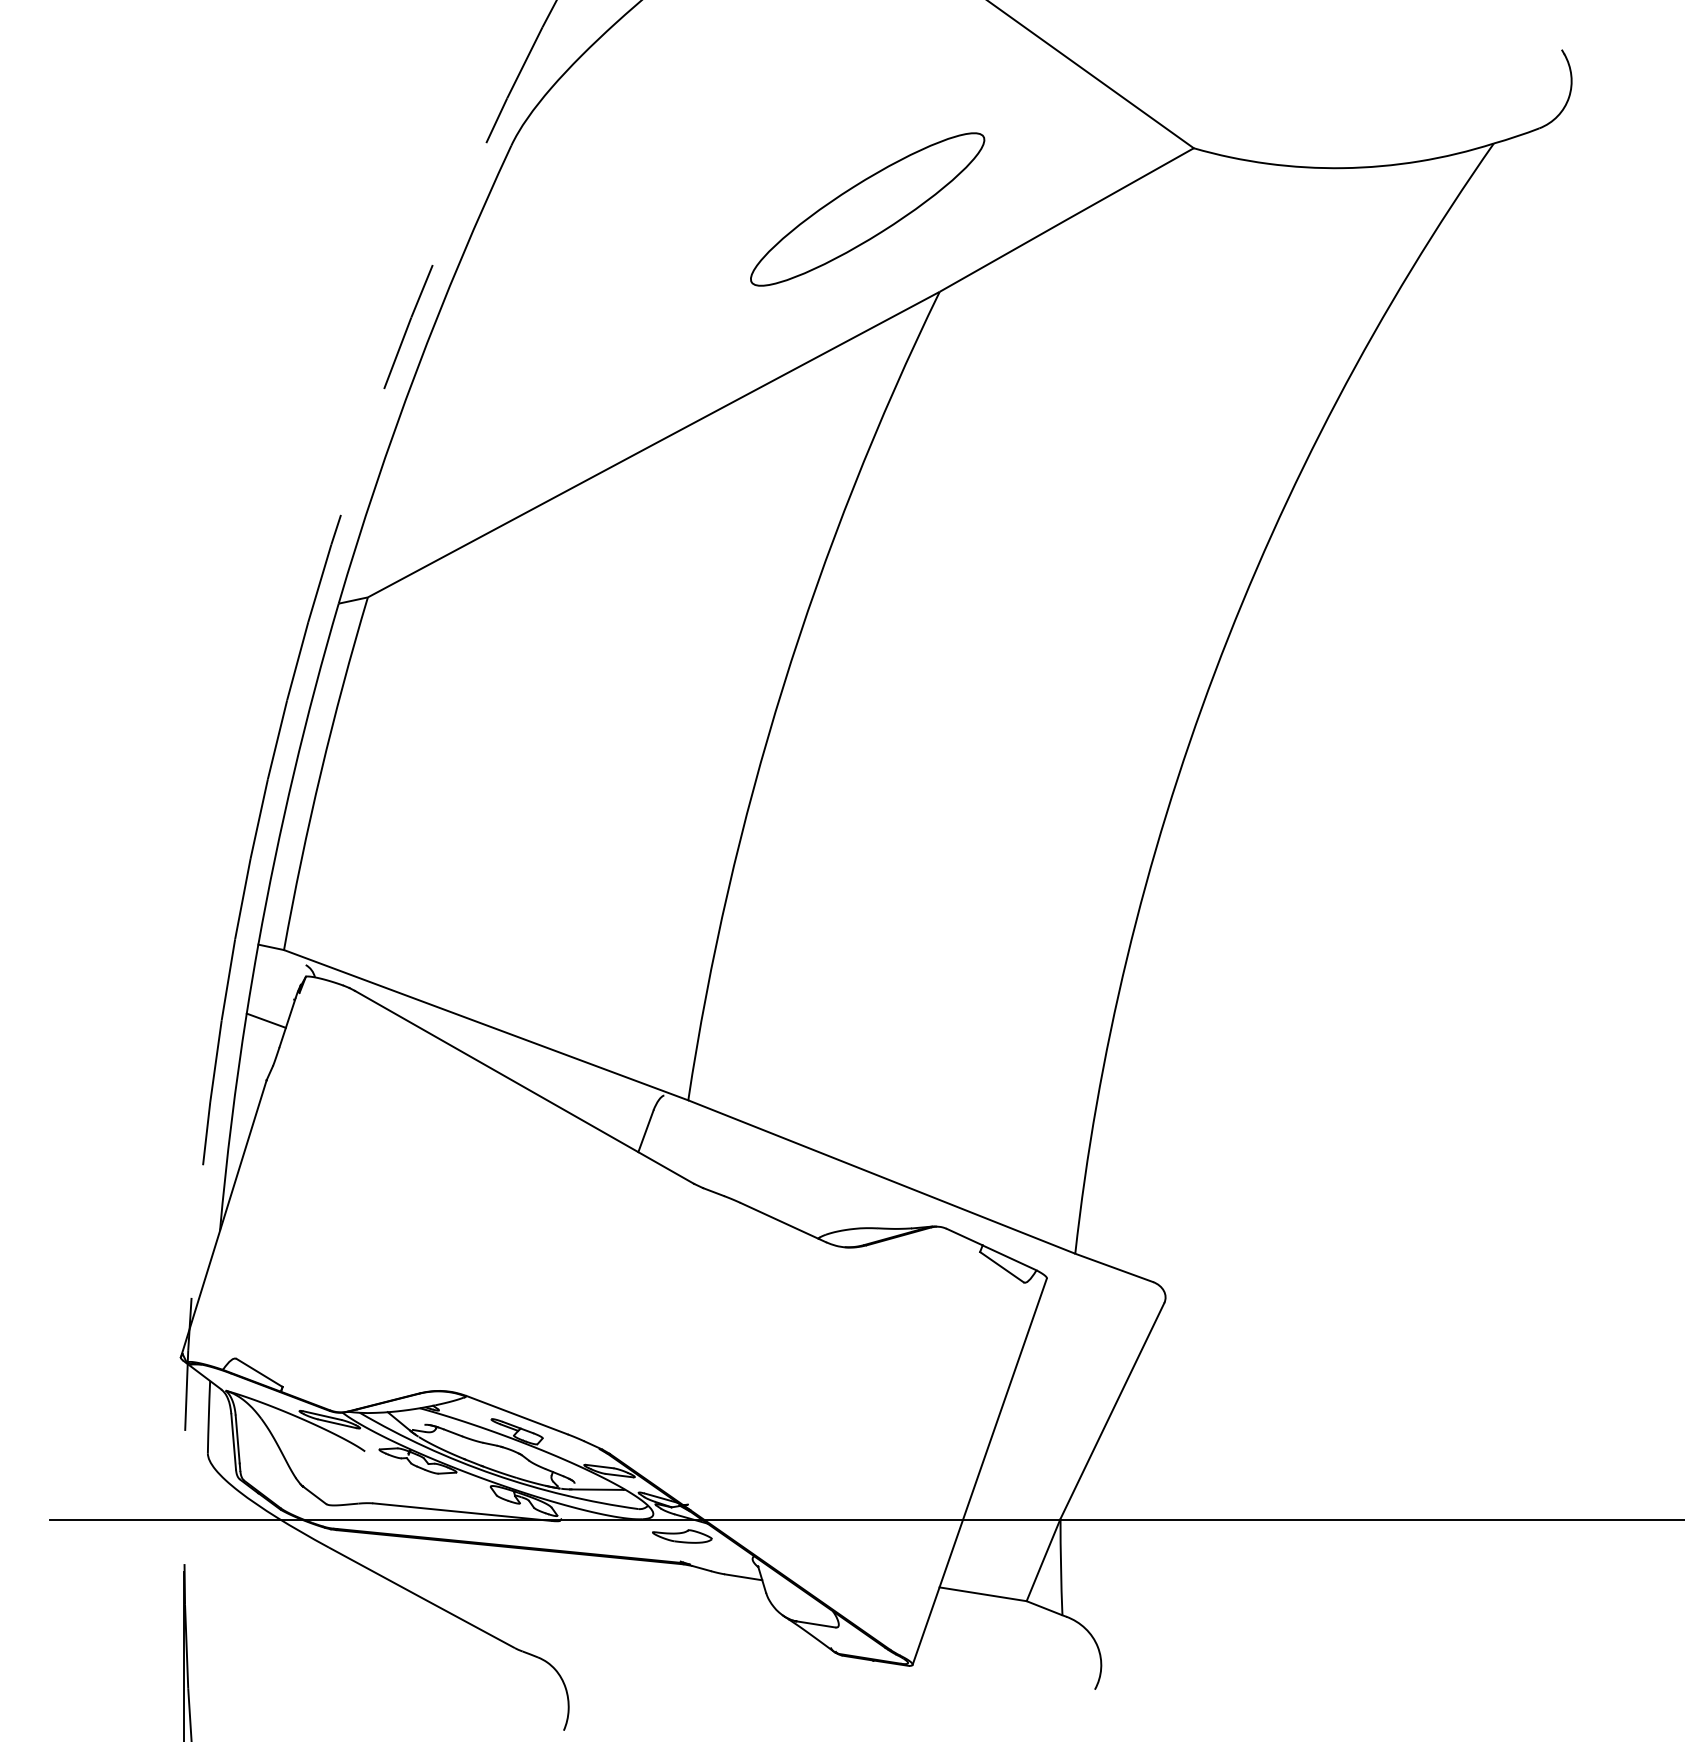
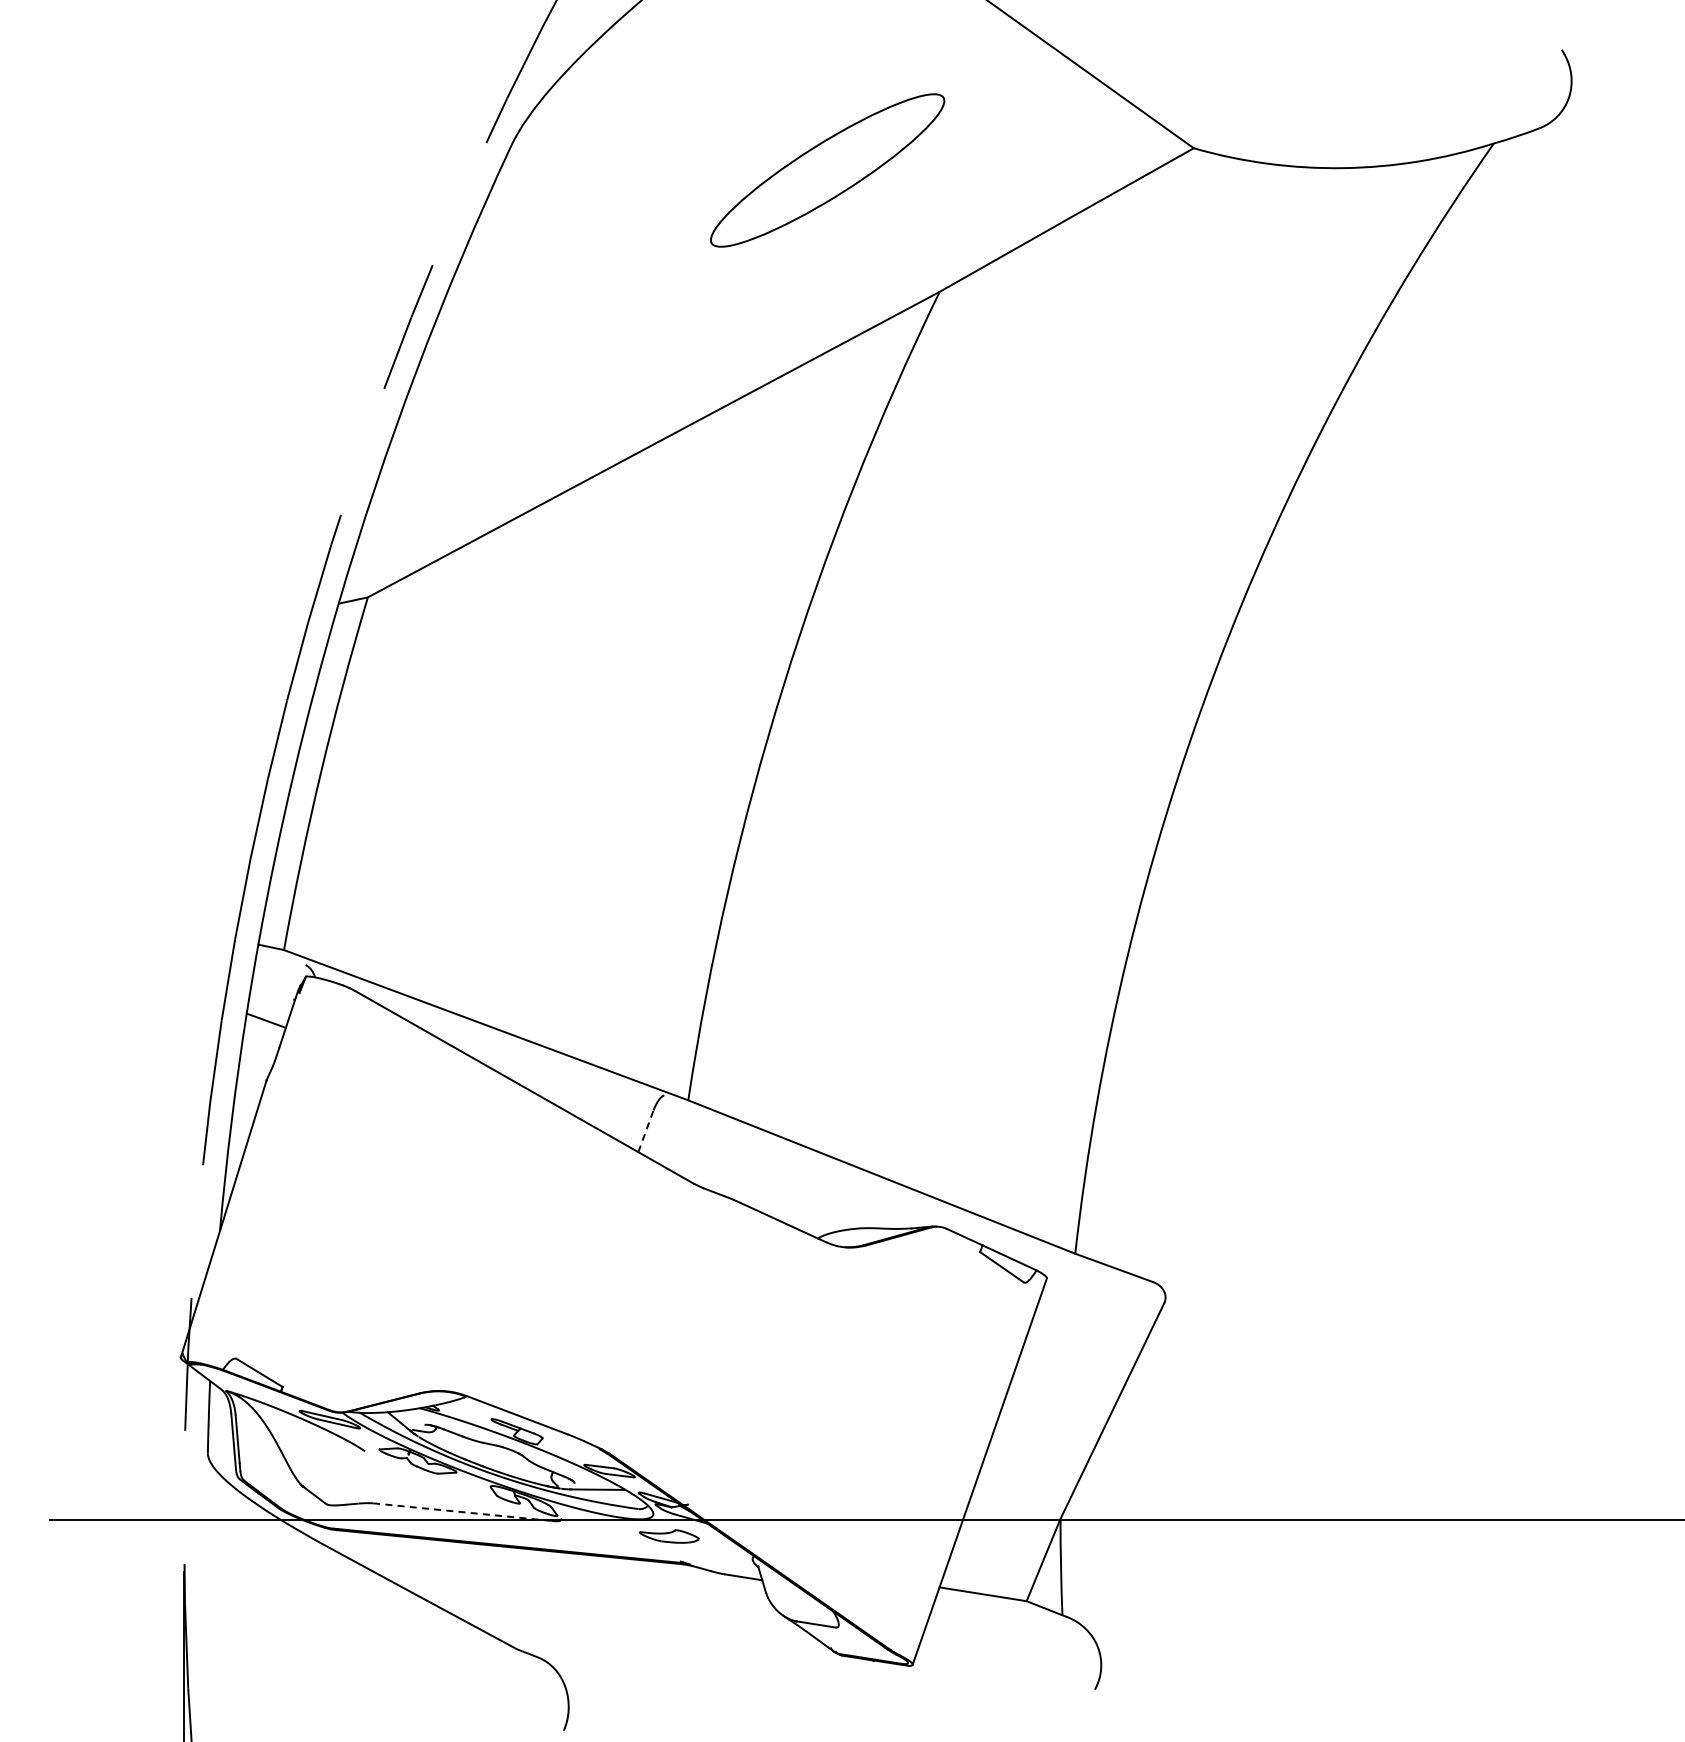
part position: (867, 209) -> (827, 170) (827, 170)
line: solid -> dashed (646, 1130)
line: solid -> dashed (462, 1512)
part position: (682, 1536) -> (669, 1536) (669, 1536)
